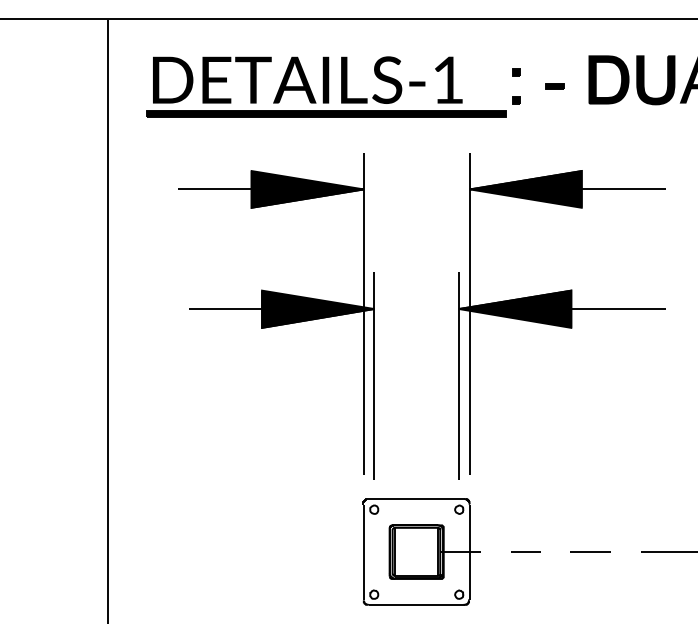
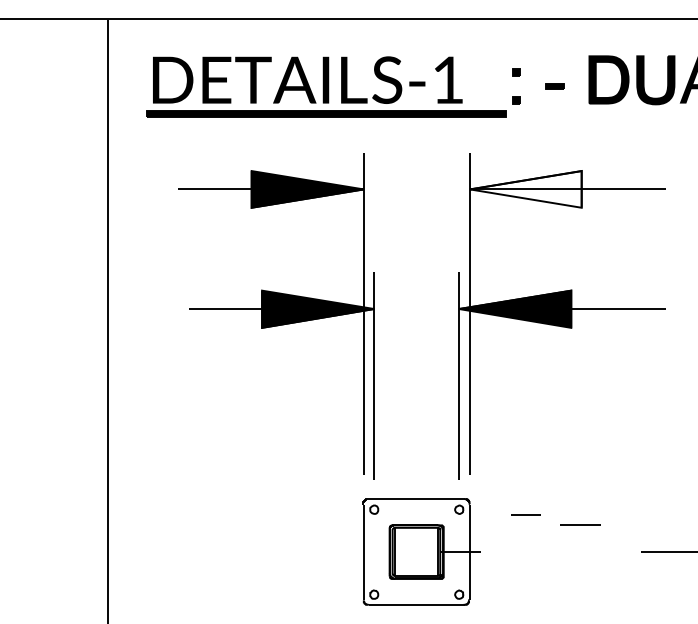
fill: present -> none (525, 189)
line position: (525, 551) -> (525, 514) (525, 514)
line position: (590, 551) -> (580, 524) (580, 524)
